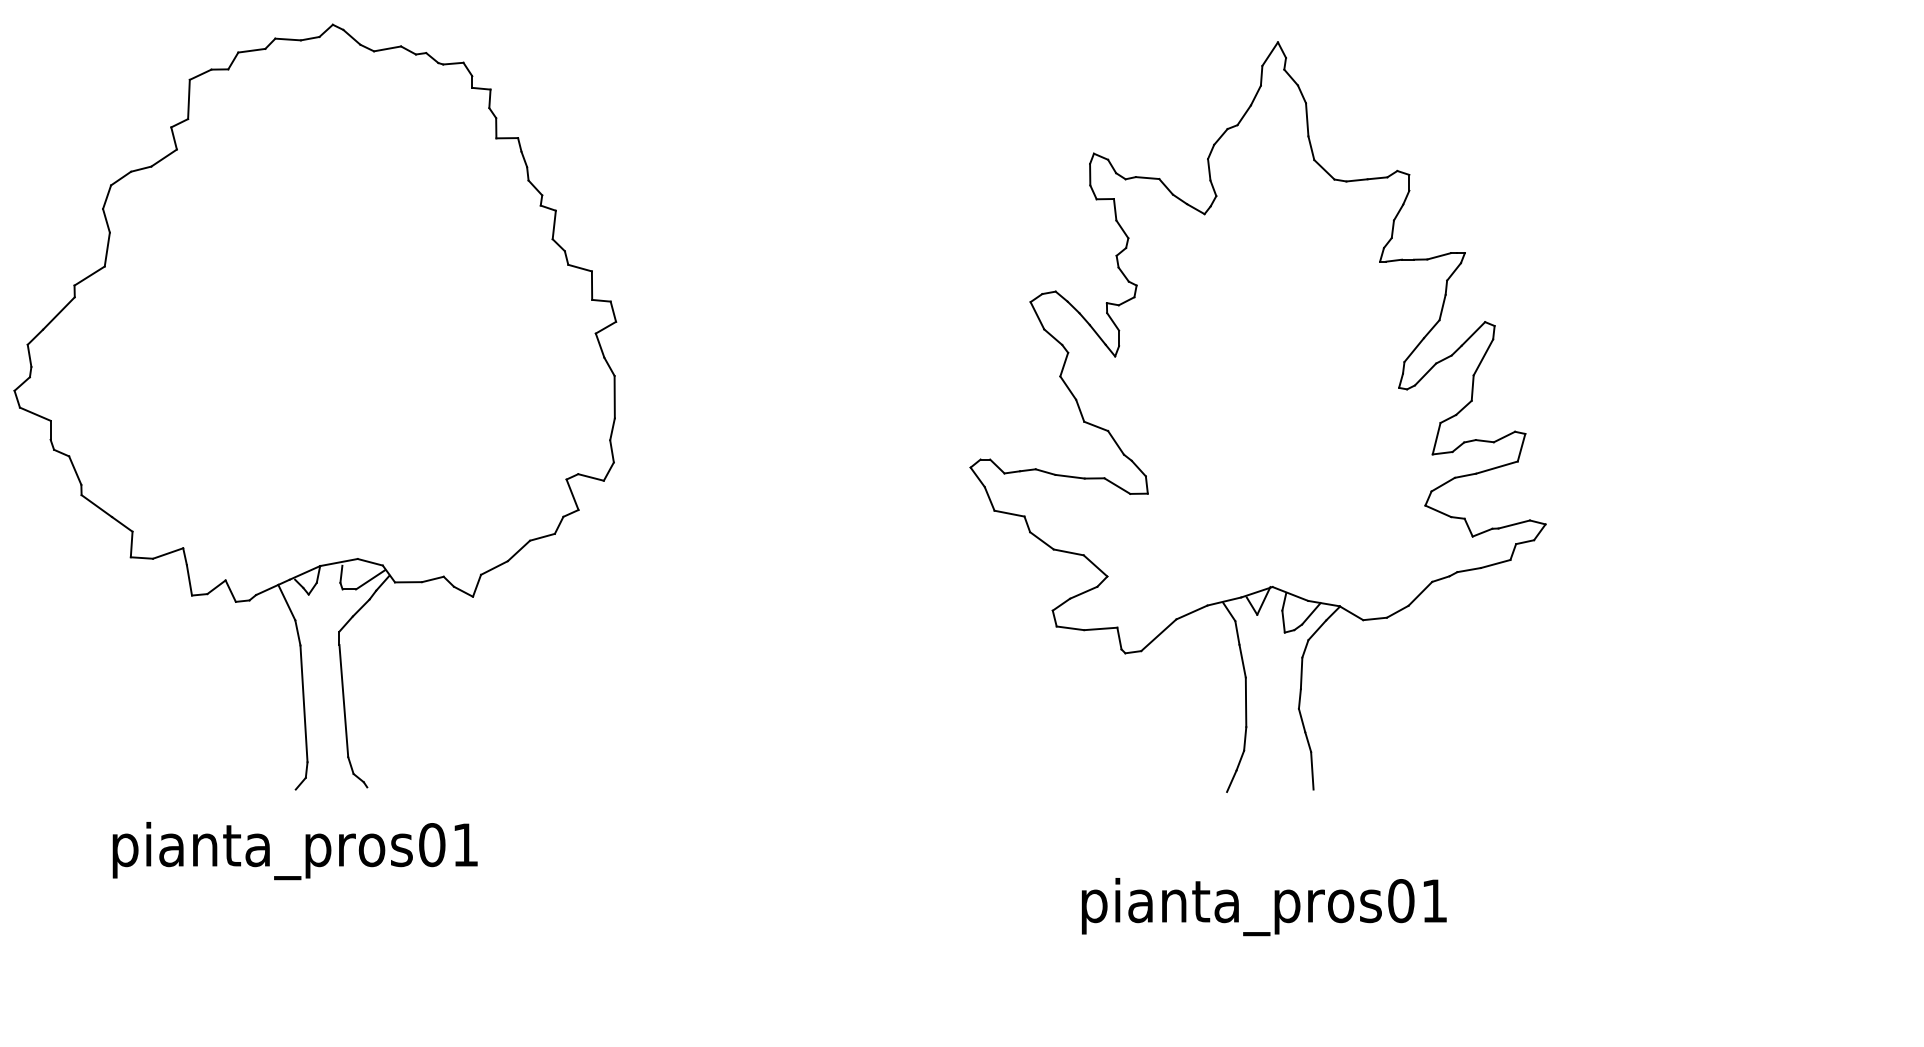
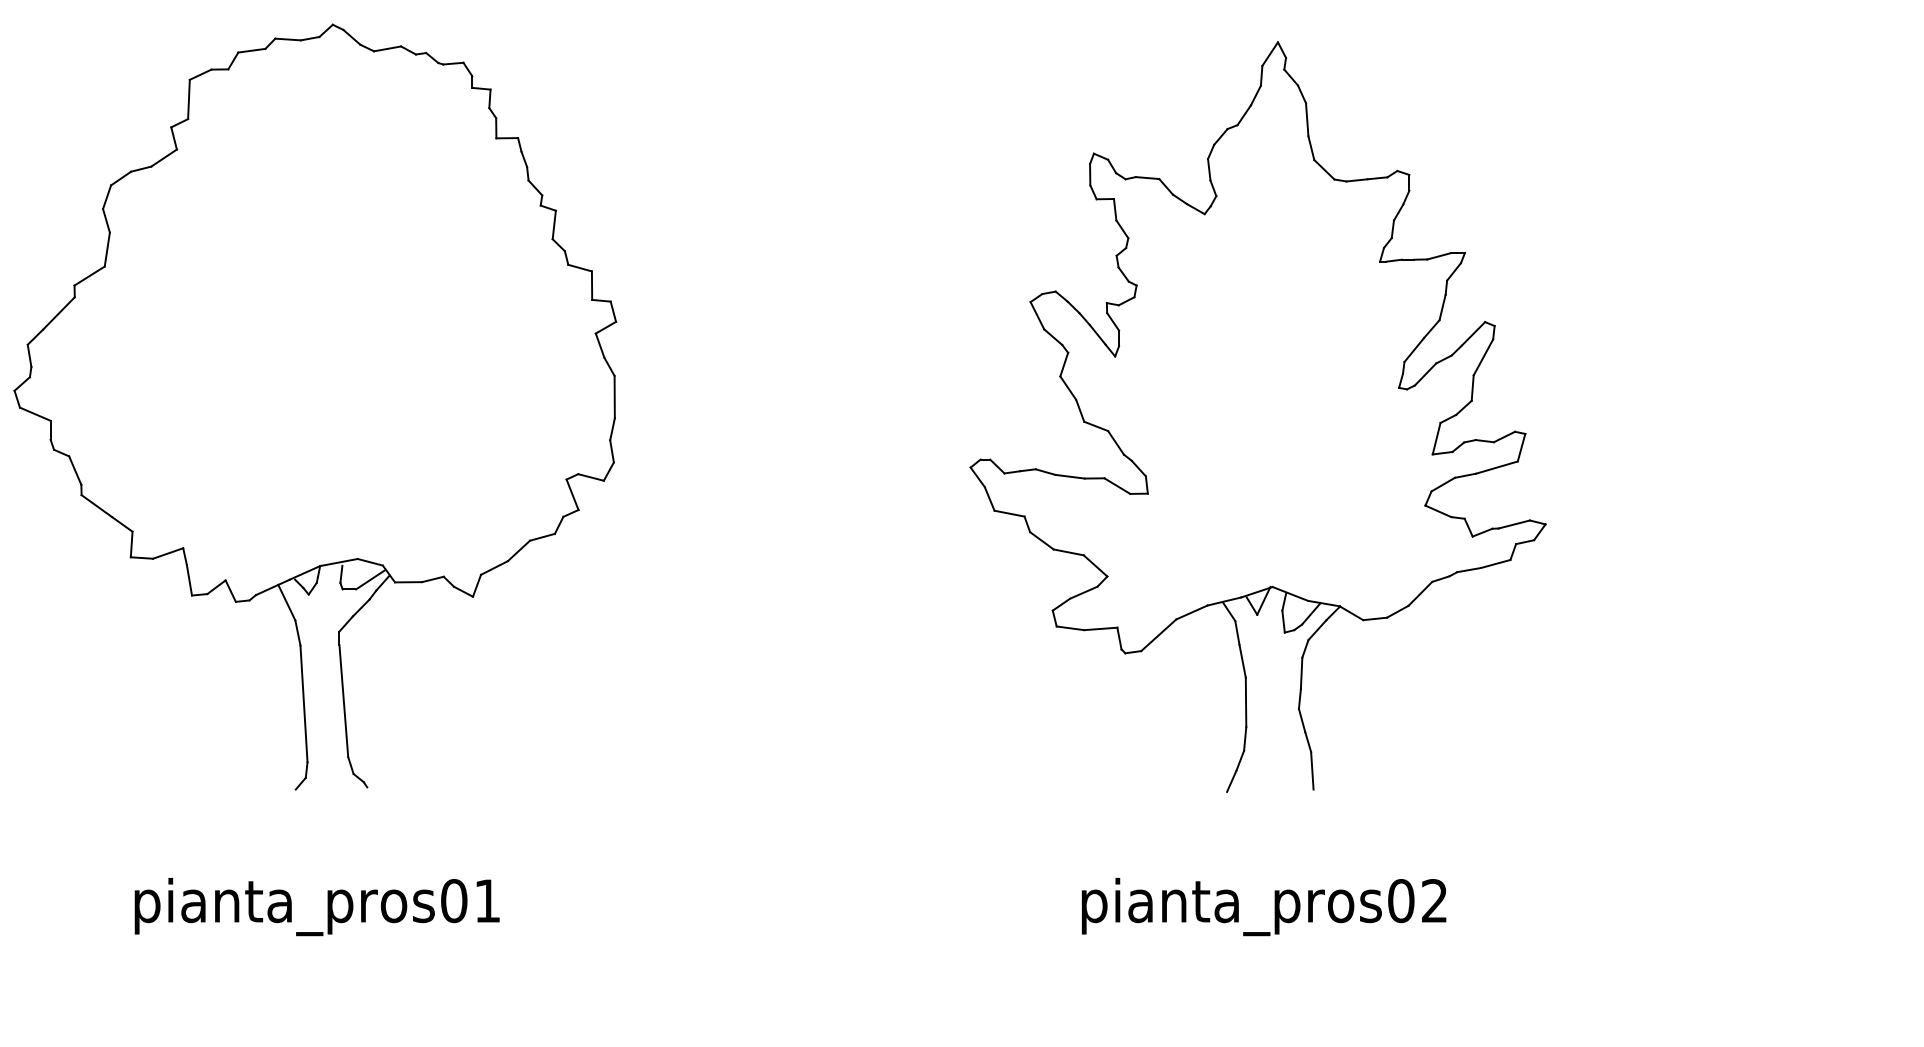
text position: (294, 851) -> (316, 907) (316, 907)
text: pianta_pros01 -> pianta_pros02 (1434, 900)
